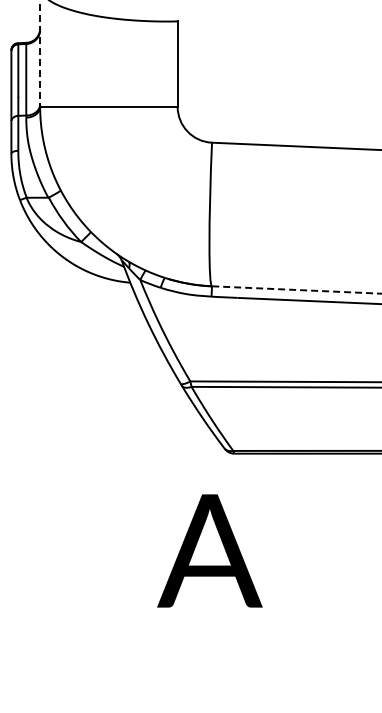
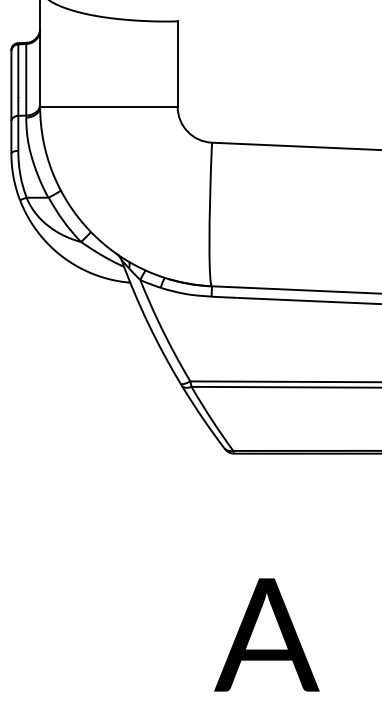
line: dashed -> solid (40, 54)
line: dashed -> solid (296, 290)
text position: (209, 550) -> (266, 634) (266, 634)
